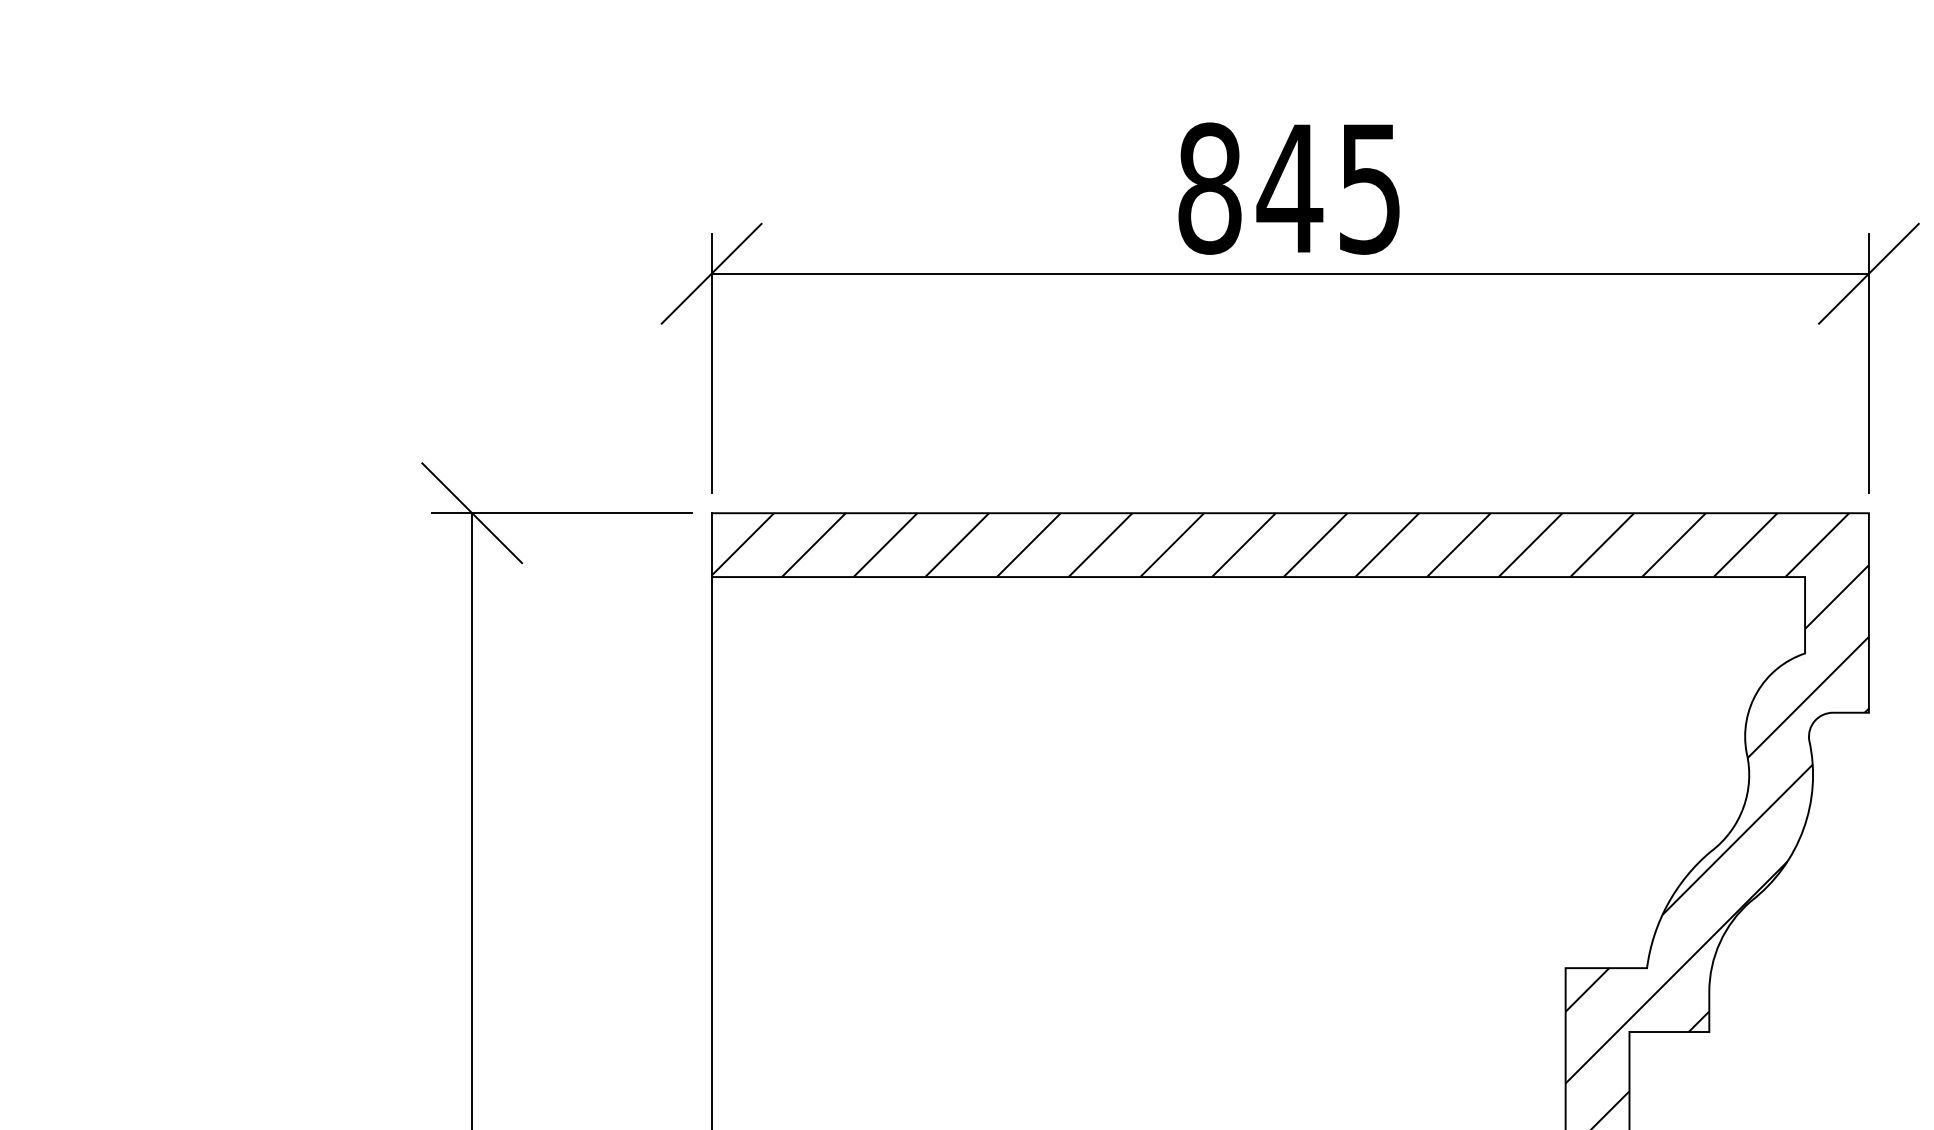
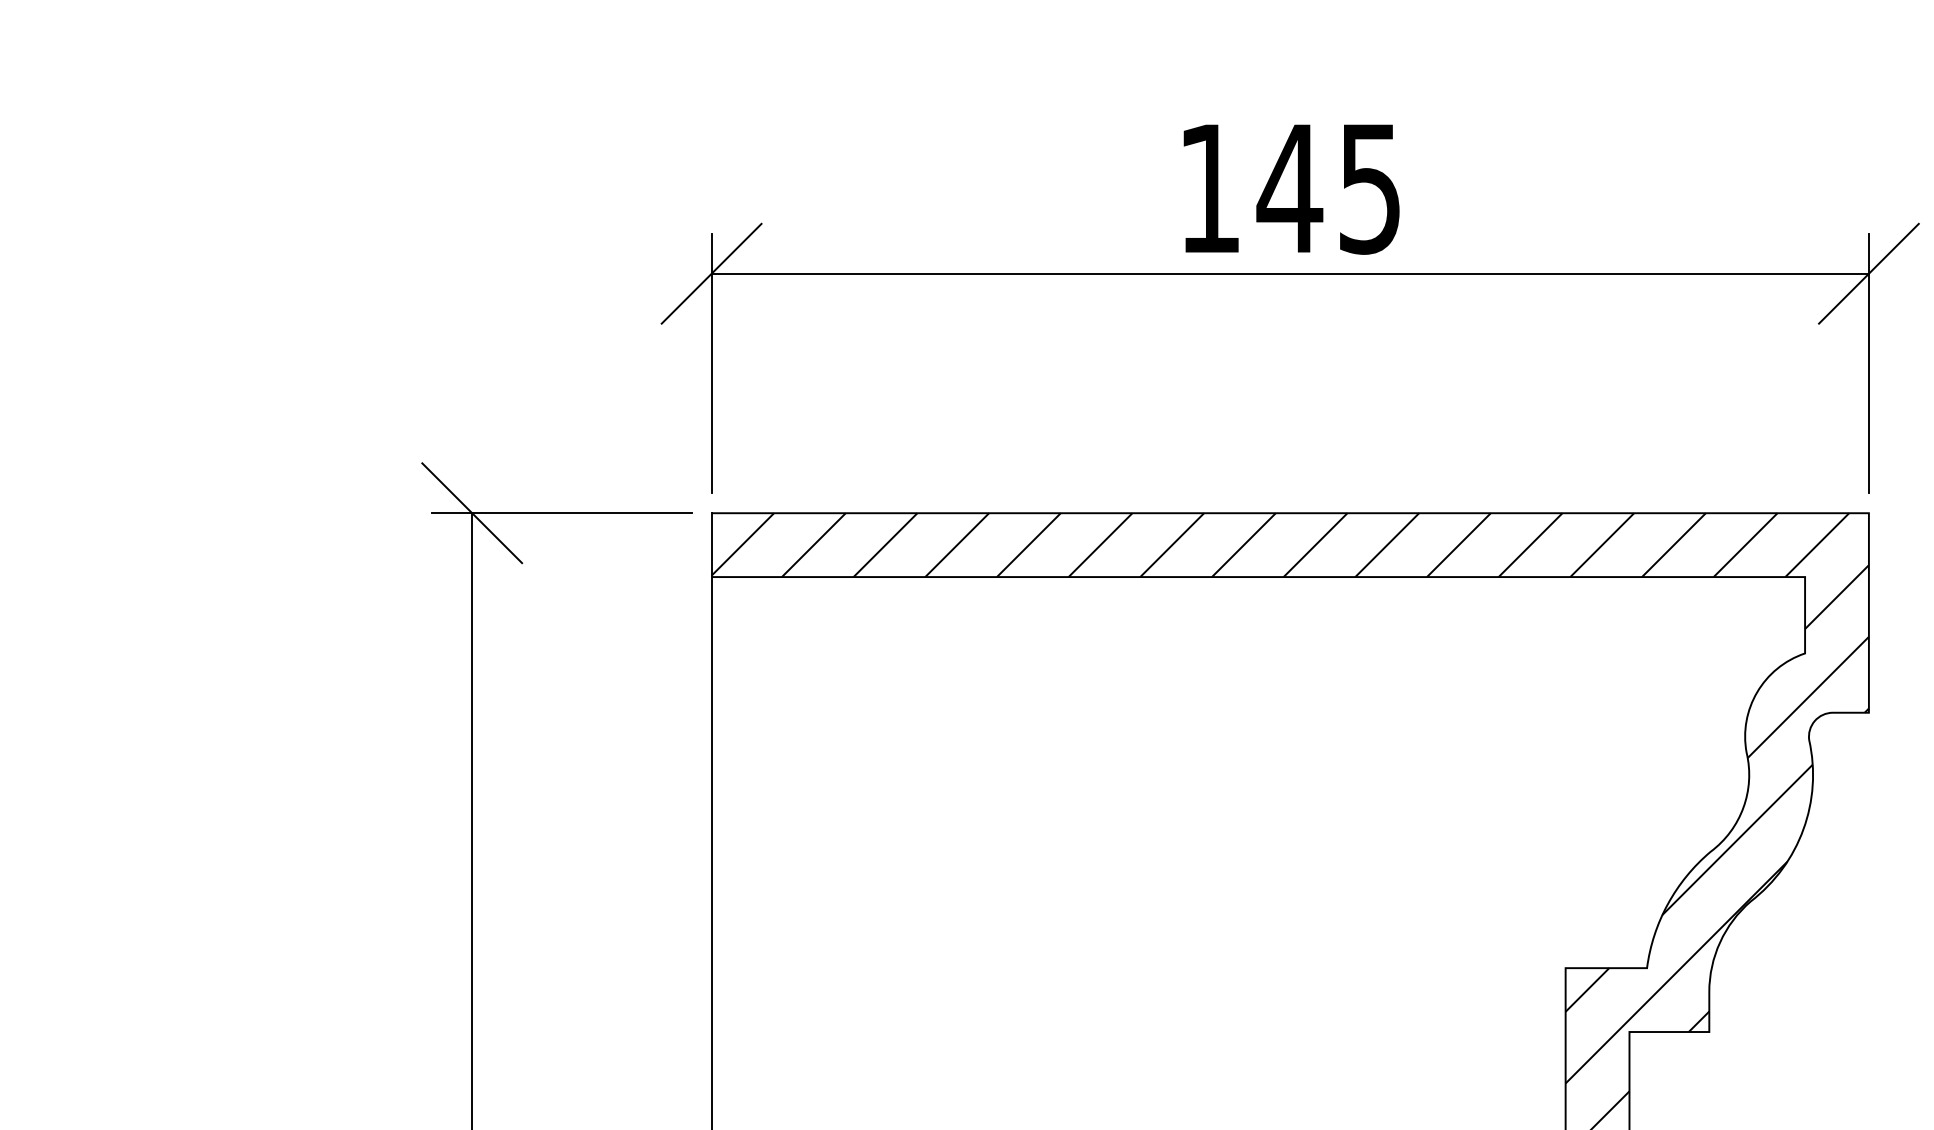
text: 845 -> 145 (1209, 188)
